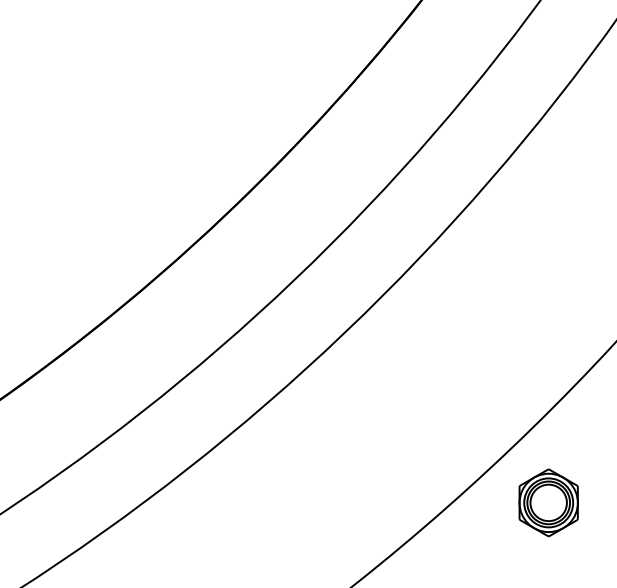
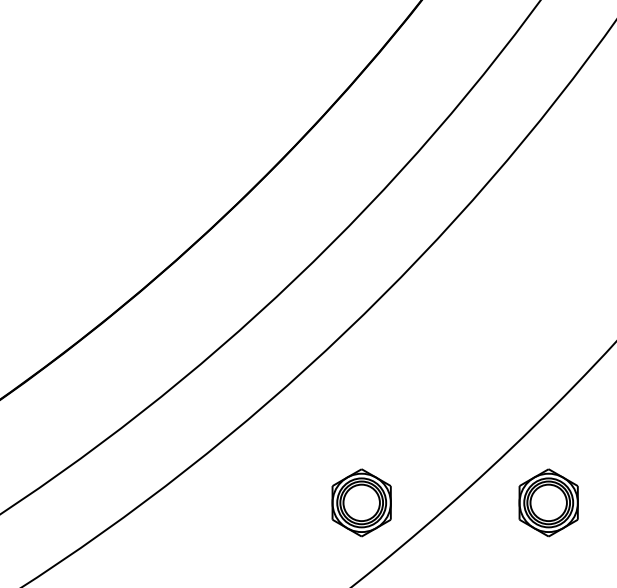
part: none -> present (361, 502)
